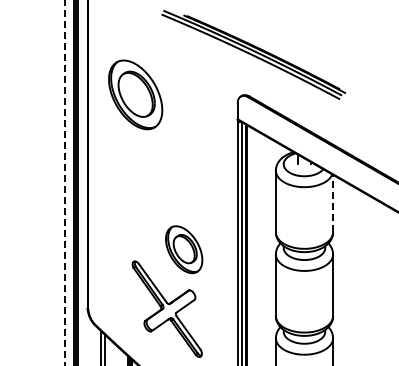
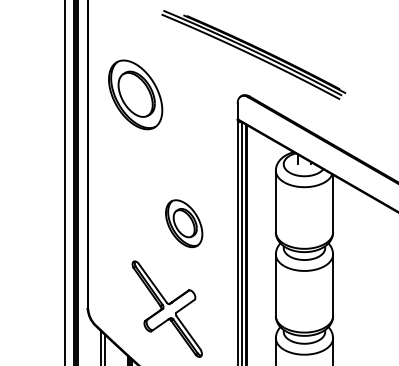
line: dashed -> solid (64, 183)
line: dashed -> solid (333, 203)
part position: (184, 249) -> (184, 223) (184, 223)
